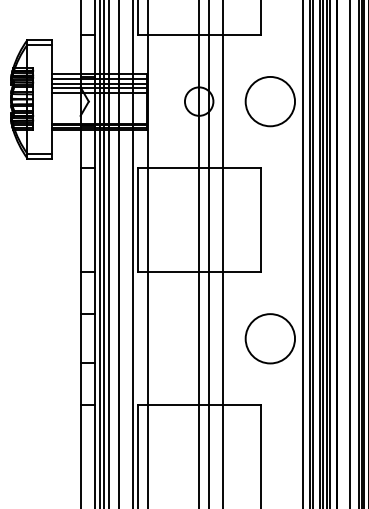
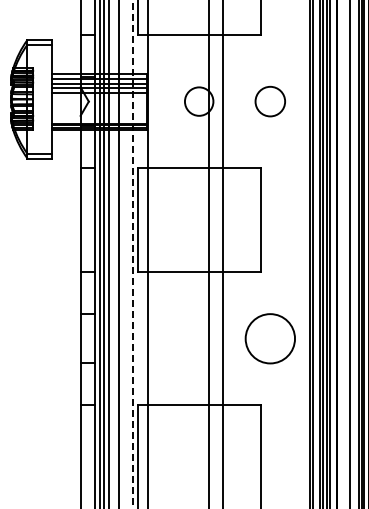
circle diameter: 49 px -> 30 px (270, 101)
line: present -> none (199, 253)
line: present -> none (303, 253)
line: solid -> dashed (132, 254)
